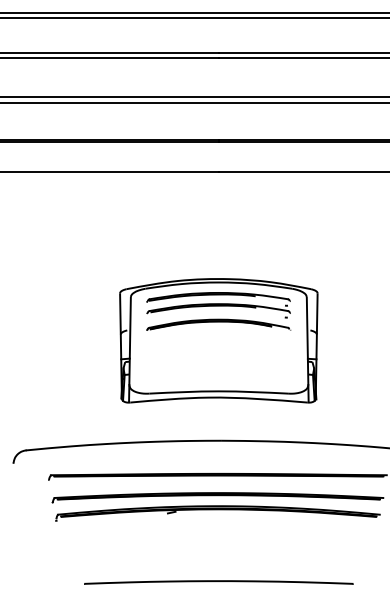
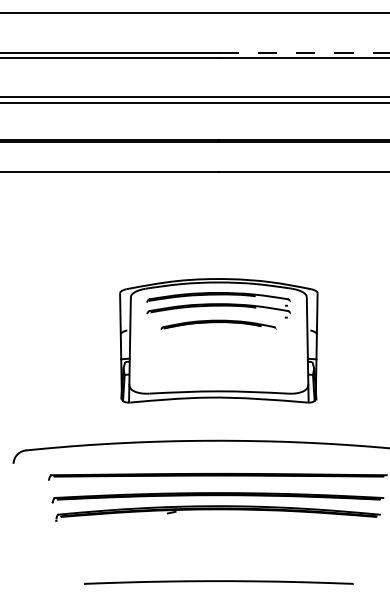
line: present -> none (194, 18)
line: solid -> dashed (304, 52)
part size: 146x13 px -> 117x11 px (218, 324)
